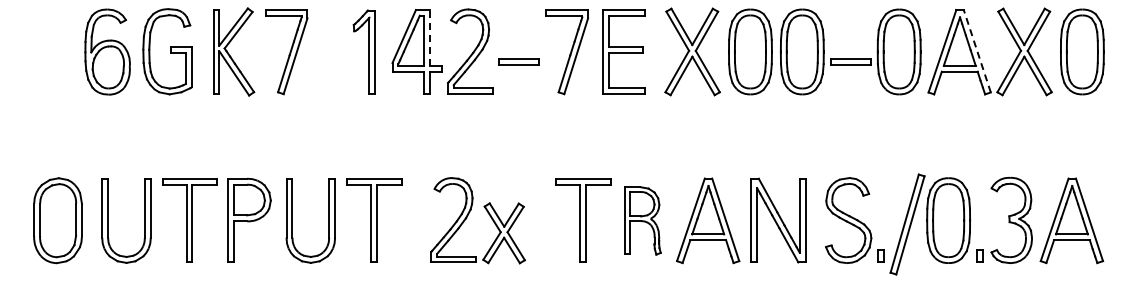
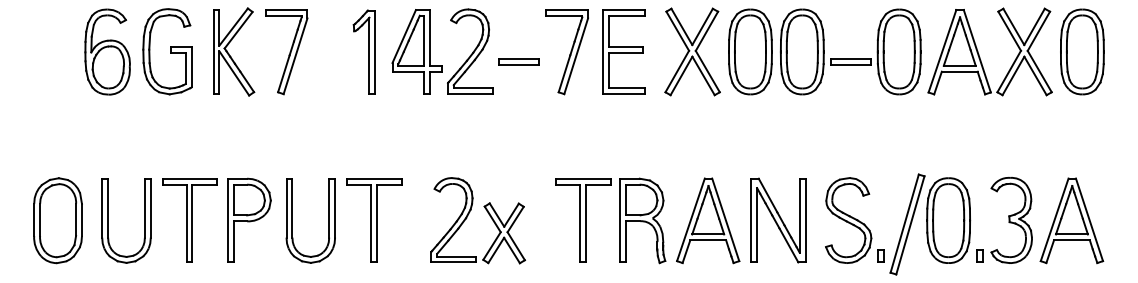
line: dashed -> solid (429, 37)
line: dashed -> solid (977, 50)
part size: 38x70 px -> 48x88 px (642, 220)
